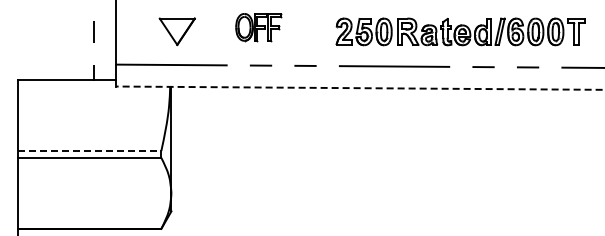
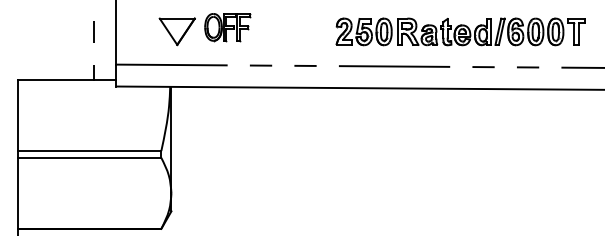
part position: (258, 27) -> (227, 27) (227, 27)
line: dashed -> solid (360, 88)
line: dashed -> solid (89, 151)
